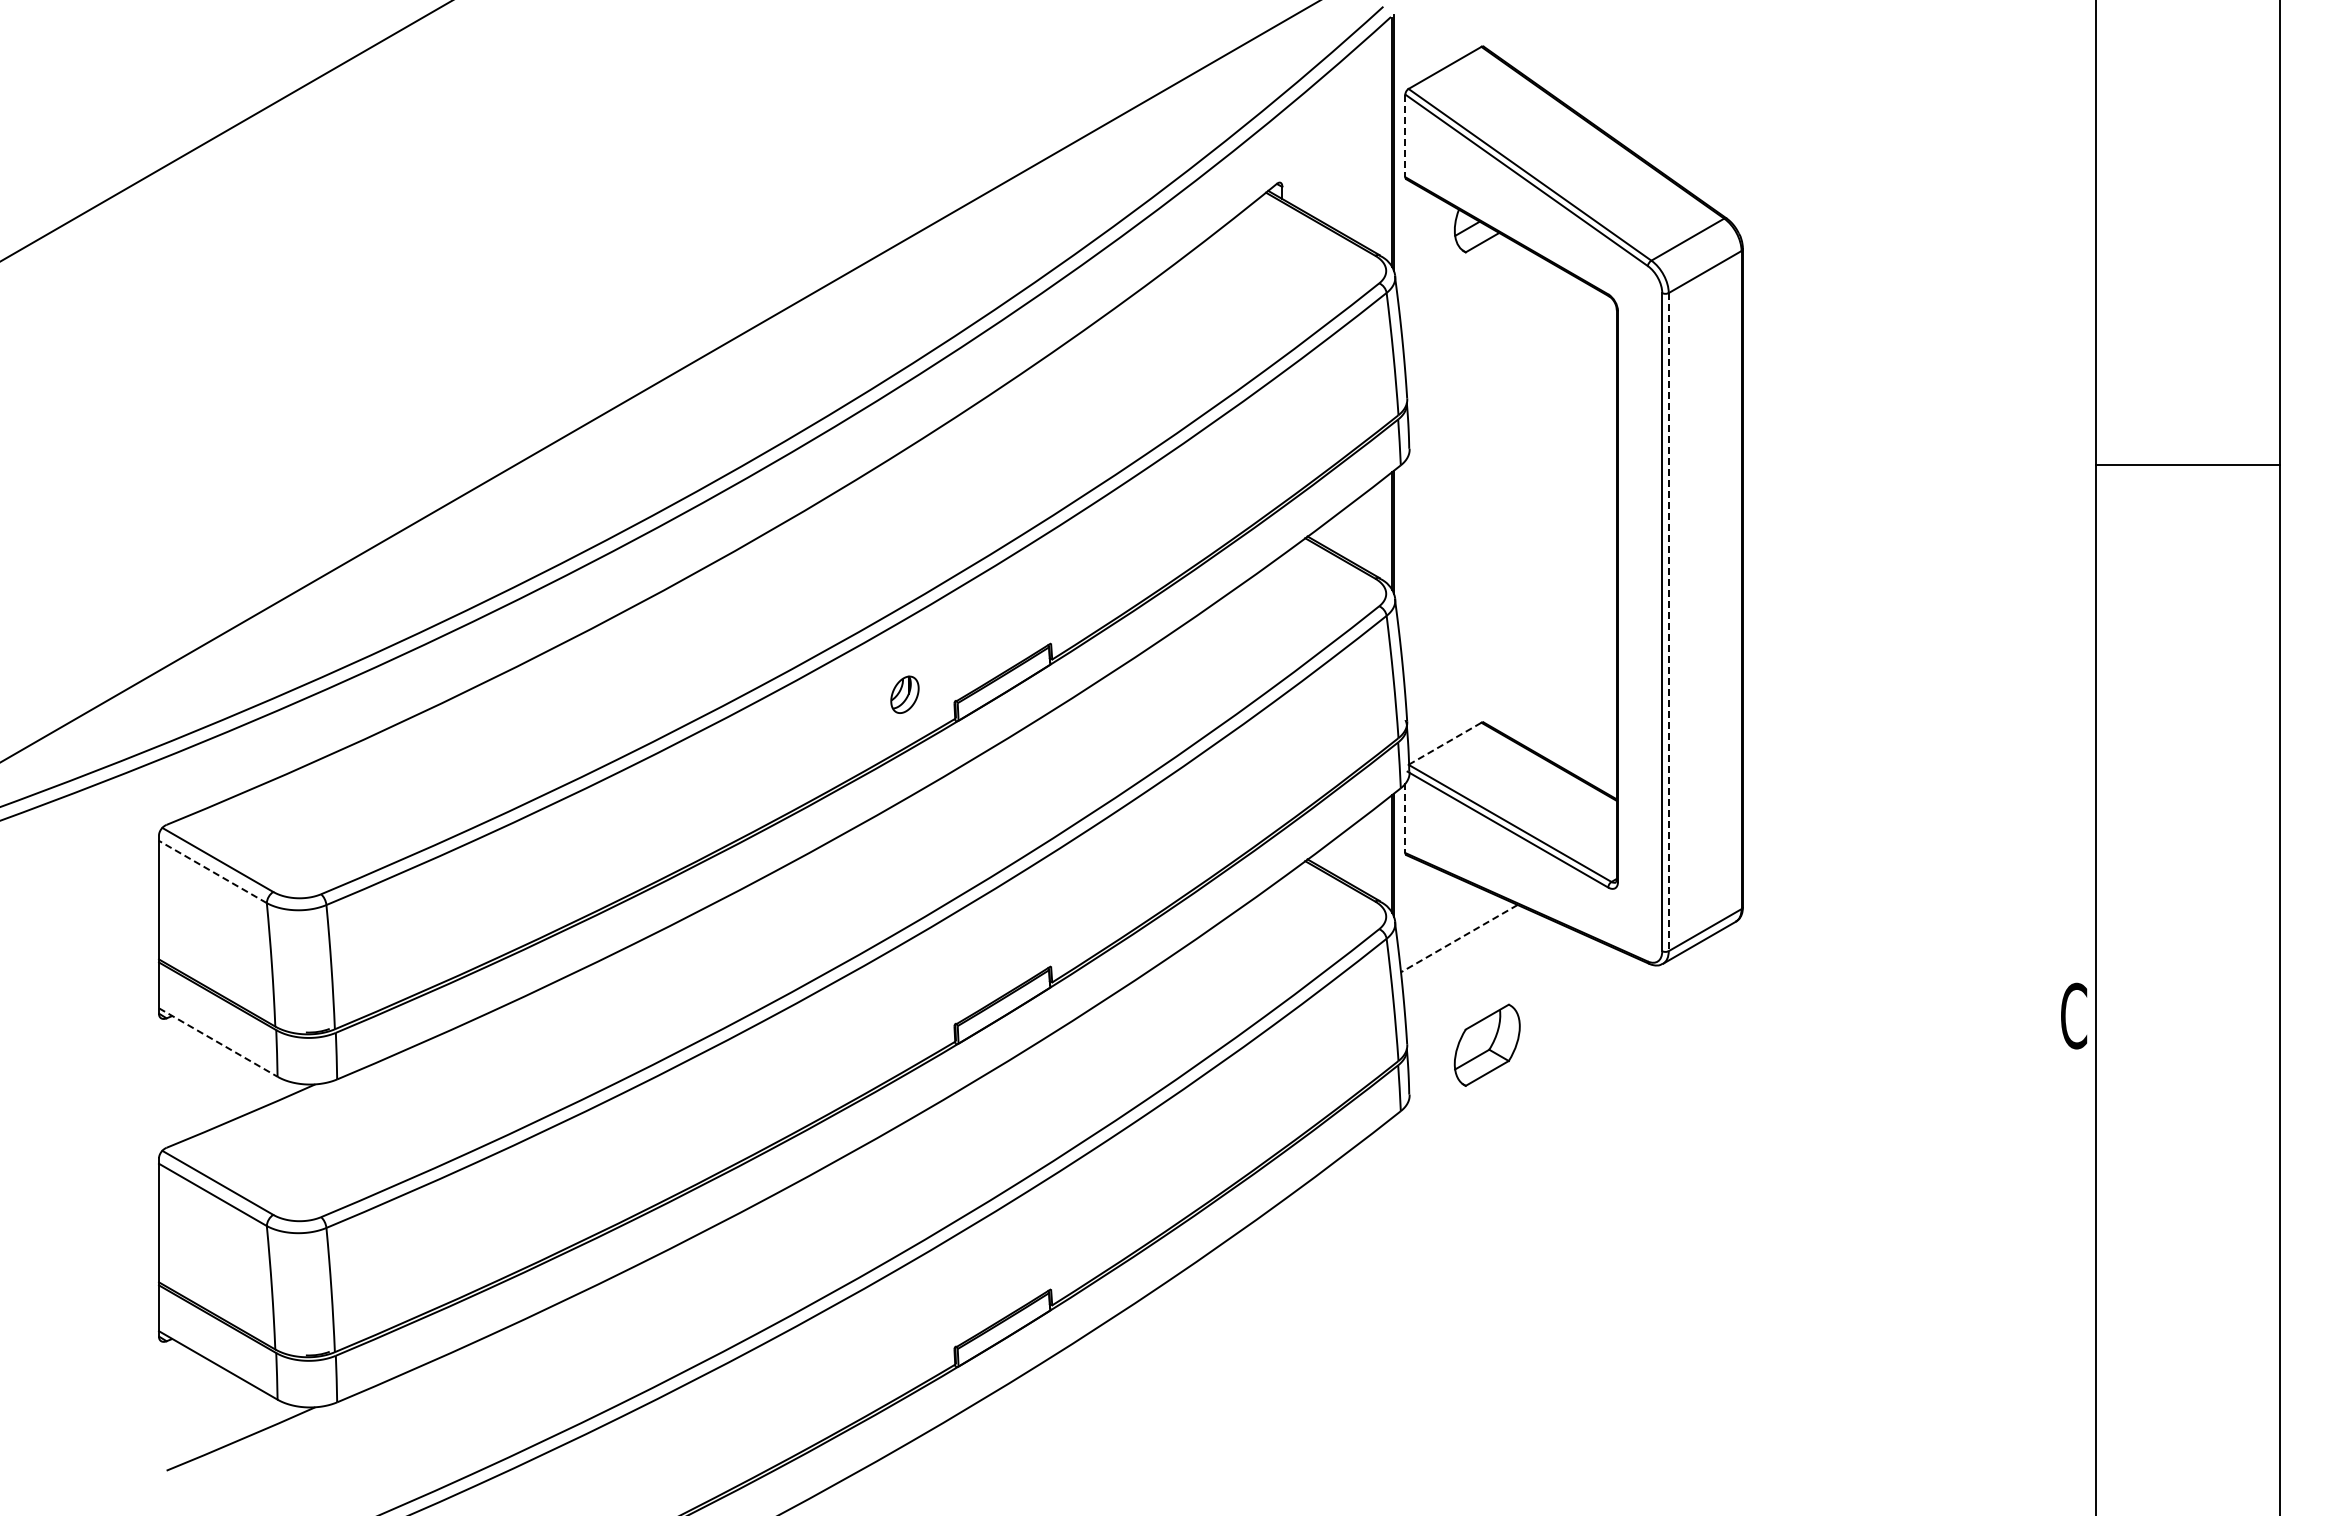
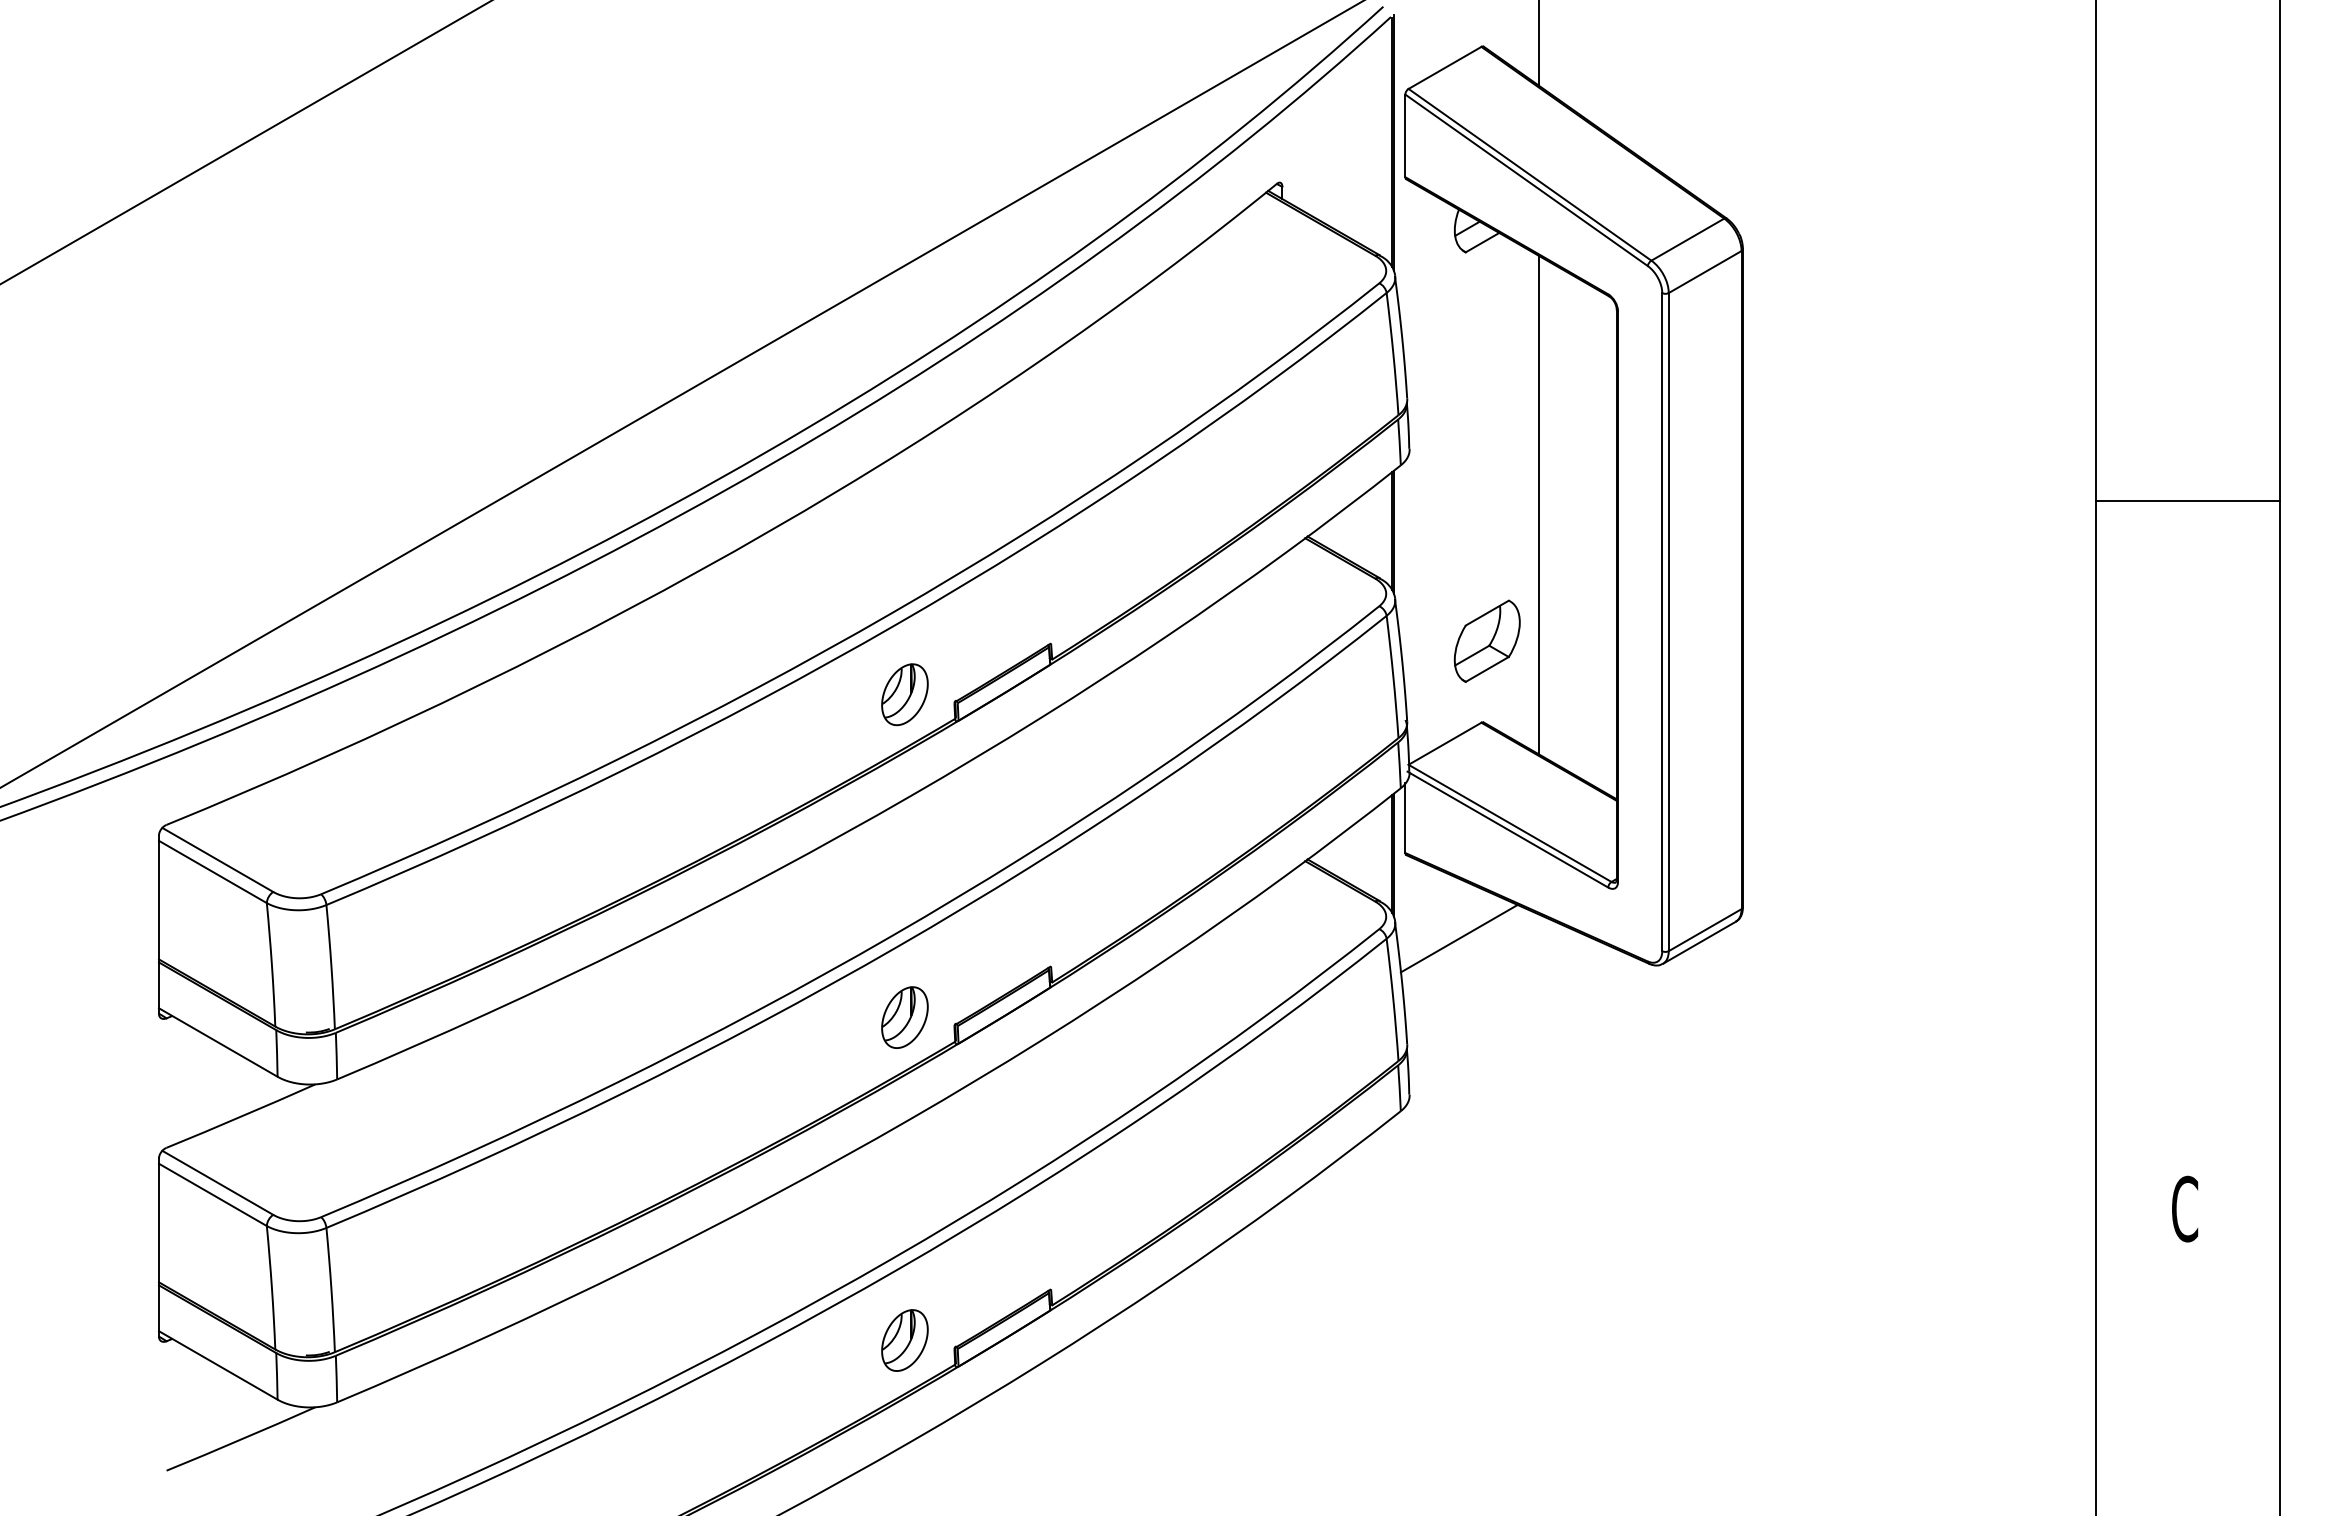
line: none -> present (1539, 43)
line position: (225, 131) -> (245, 142) (245, 142)
line: dashed -> solid (1405, 136)
line position: (659, 381) -> (681, 394) (681, 394)
line position: (2187, 465) -> (2187, 501) (2187, 501)
line: none -> present (1539, 505)
line: dashed -> solid (1668, 622)
part size: 30x39 px -> 48x64 px (904, 694)
line: dashed -> solid (1445, 743)
line: dashed -> solid (1405, 818)
line: dashed -> solid (212, 871)
line: dashed -> solid (1458, 938)
text position: (2074, 1015) -> (2185, 1208) (2185, 1208)
part: none -> present (904, 1017)
line: dashed -> solid (218, 1042)
part position: (1486, 1044) -> (1486, 640) (1486, 640)
part: none -> present (904, 1340)
